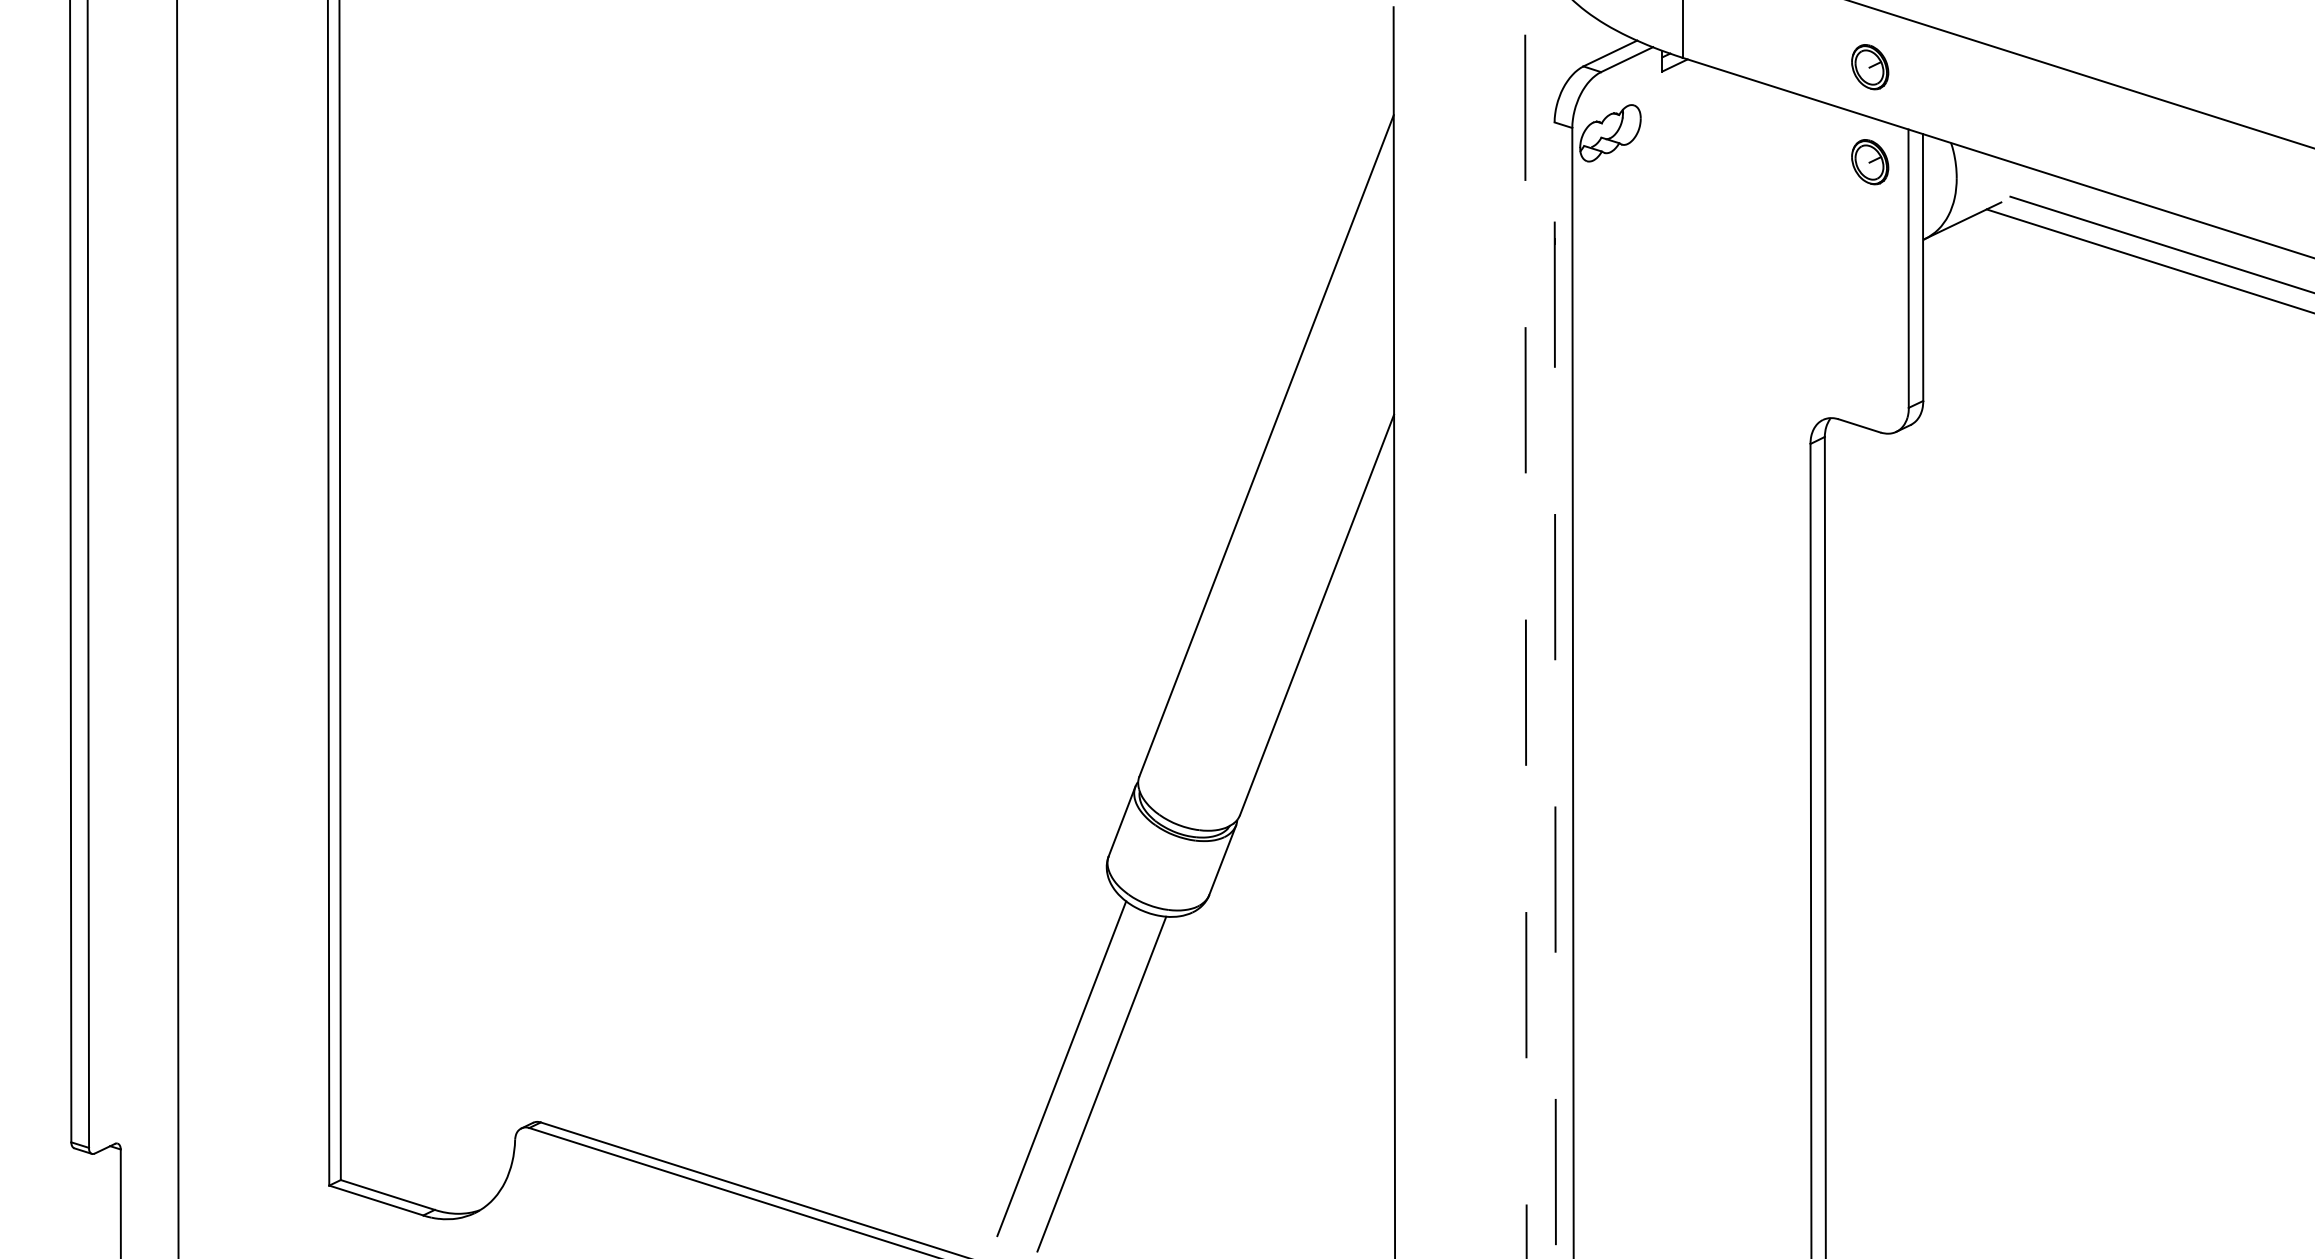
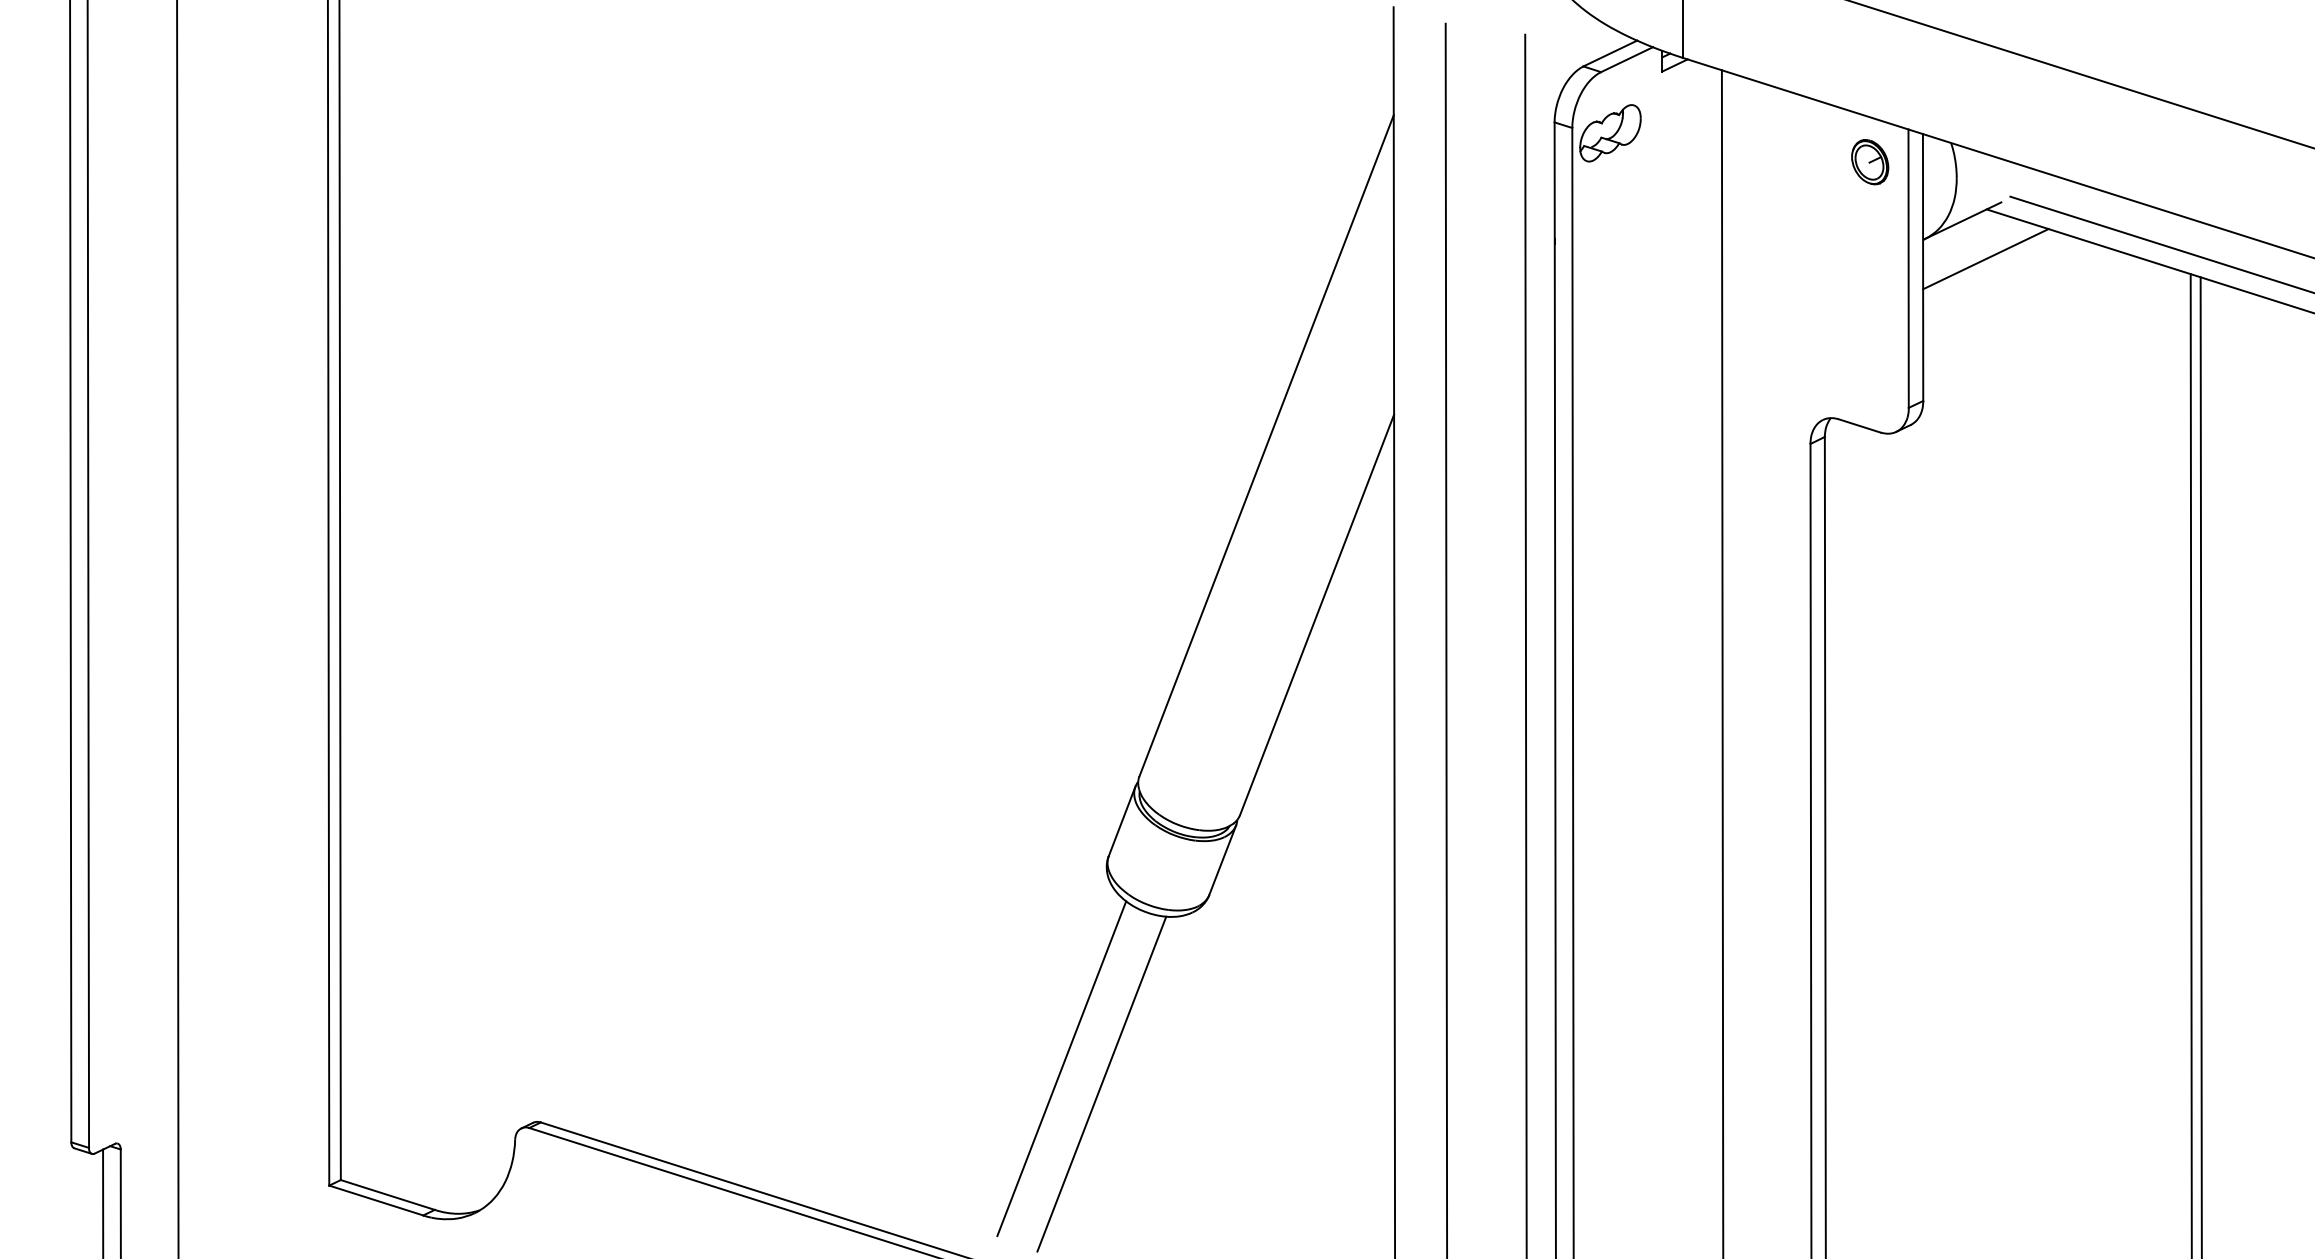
part: present -> none (1870, 67)
line: none -> present (1985, 259)
line: none -> present (1446, 639)
line: dashed -> solid (1525, 646)
line: none -> present (1722, 662)
line: dashed -> solid (1555, 690)
line: none -> present (2190, 764)
line: none -> present (2200, 766)
line: none -> present (103, 1202)
